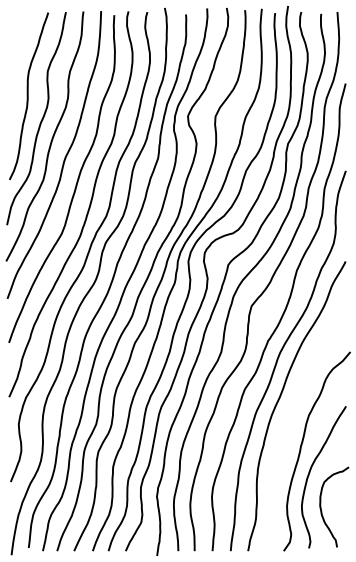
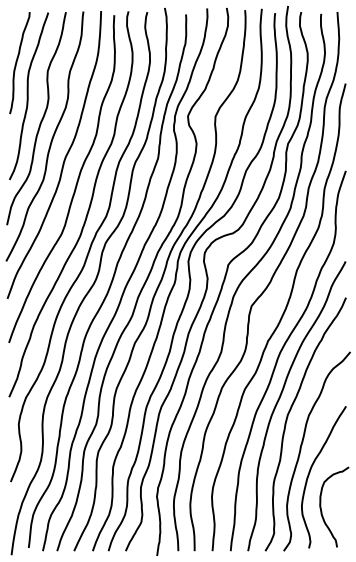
curve: none -> present (17, 62)
curve: none -> present (287, 421)
